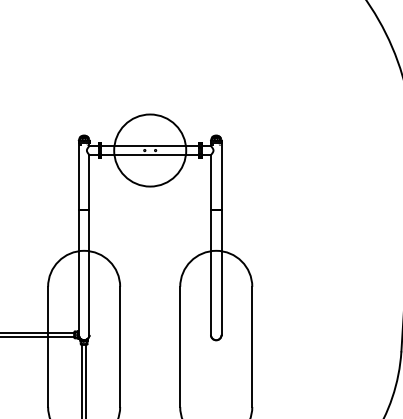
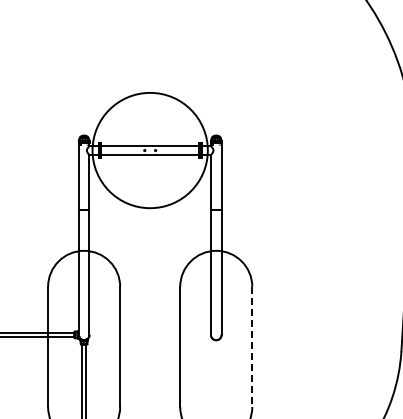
circle diameter: 72 px -> 115 px (149, 150)
line: solid -> dashed (252, 347)
